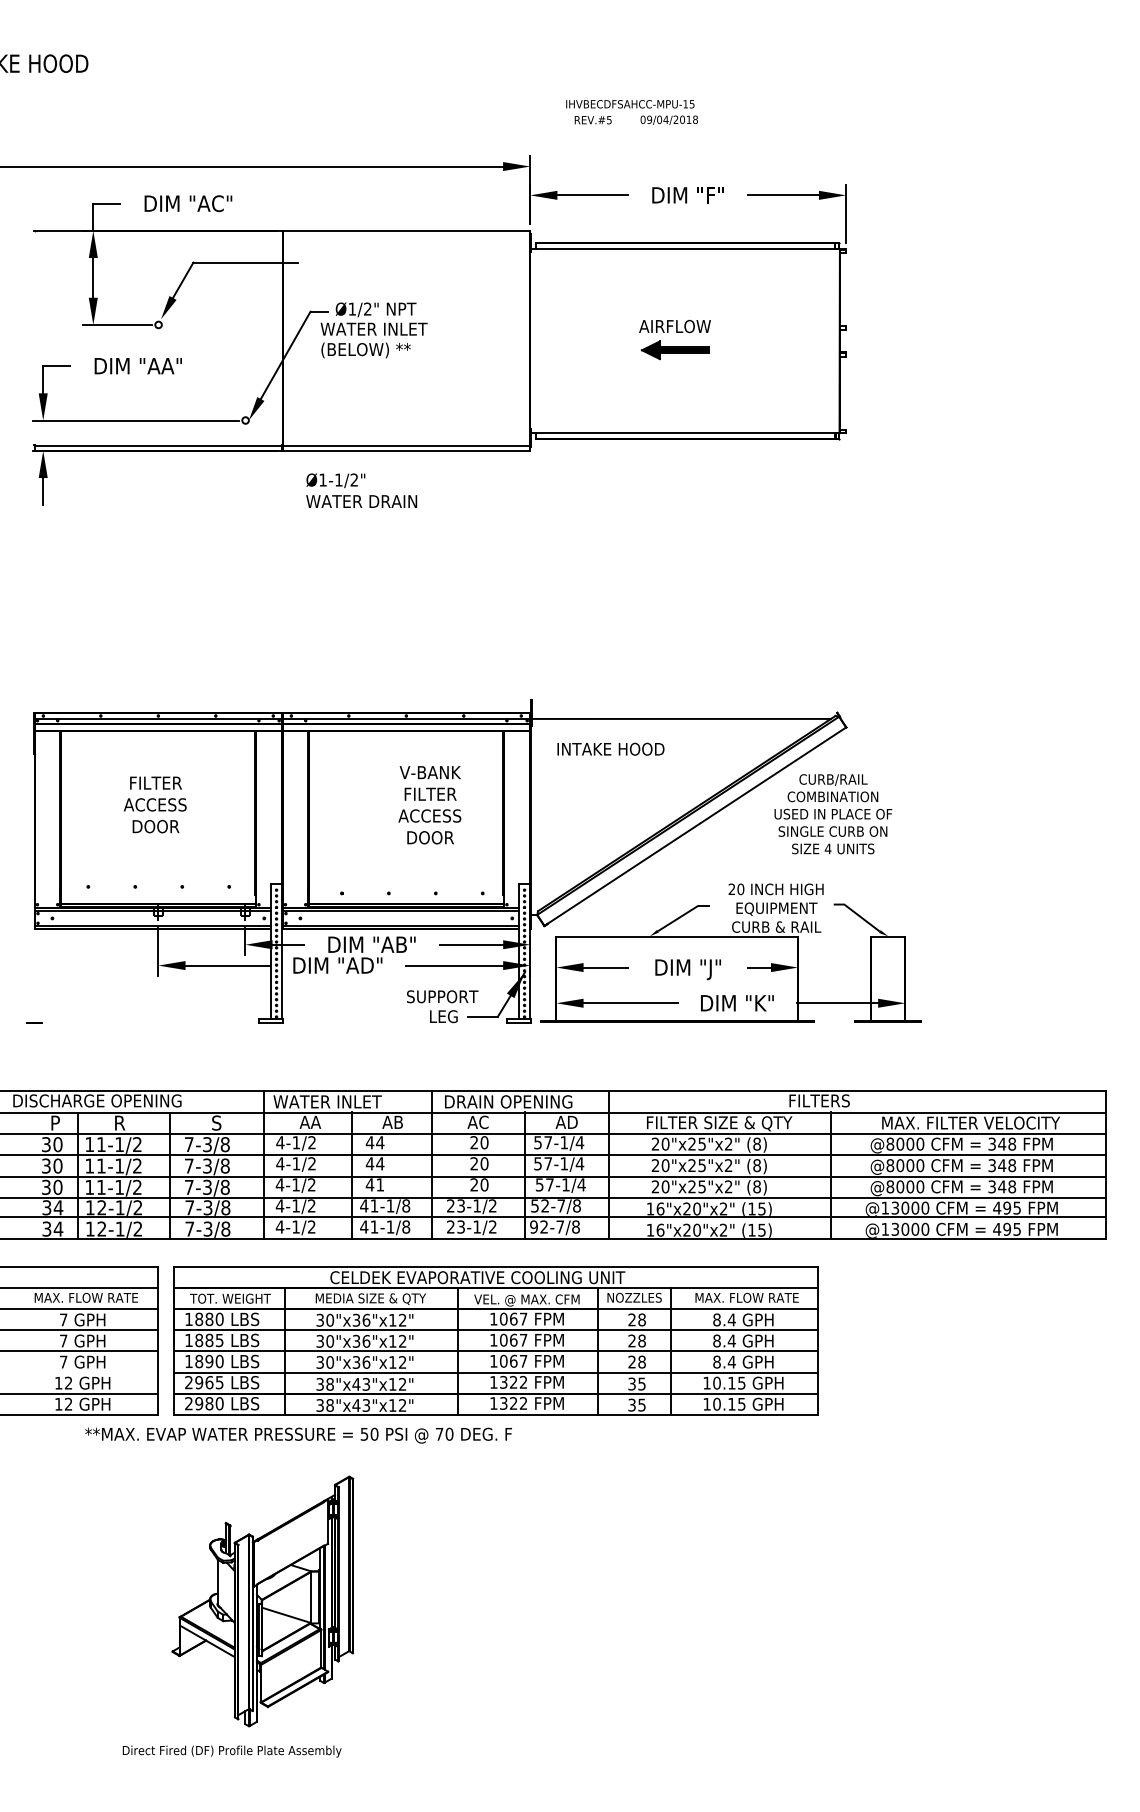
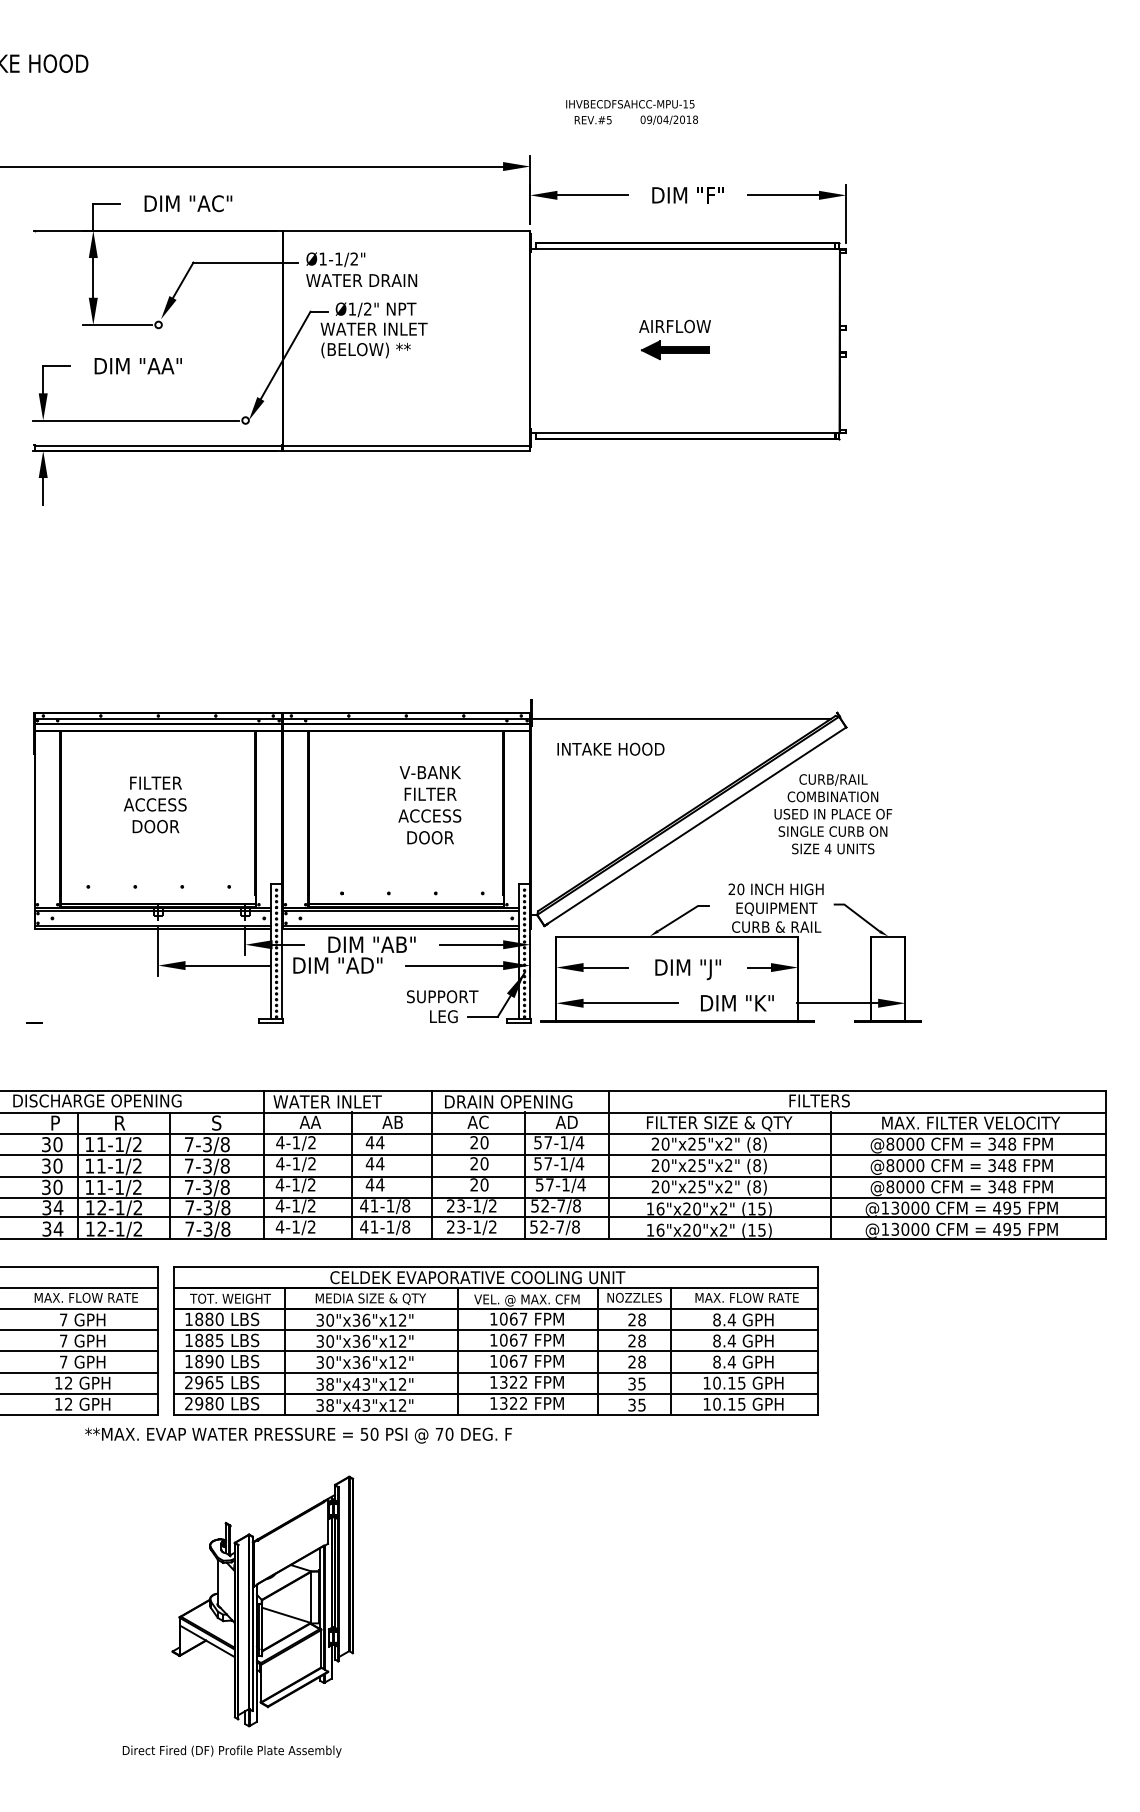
text position: (361, 490) -> (361, 269) (361, 269)
text: 41 -> 44 (380, 1184)
text: 92-7/8 -> 52-7/8 (533, 1226)
line: none -> present (79, 1372)
